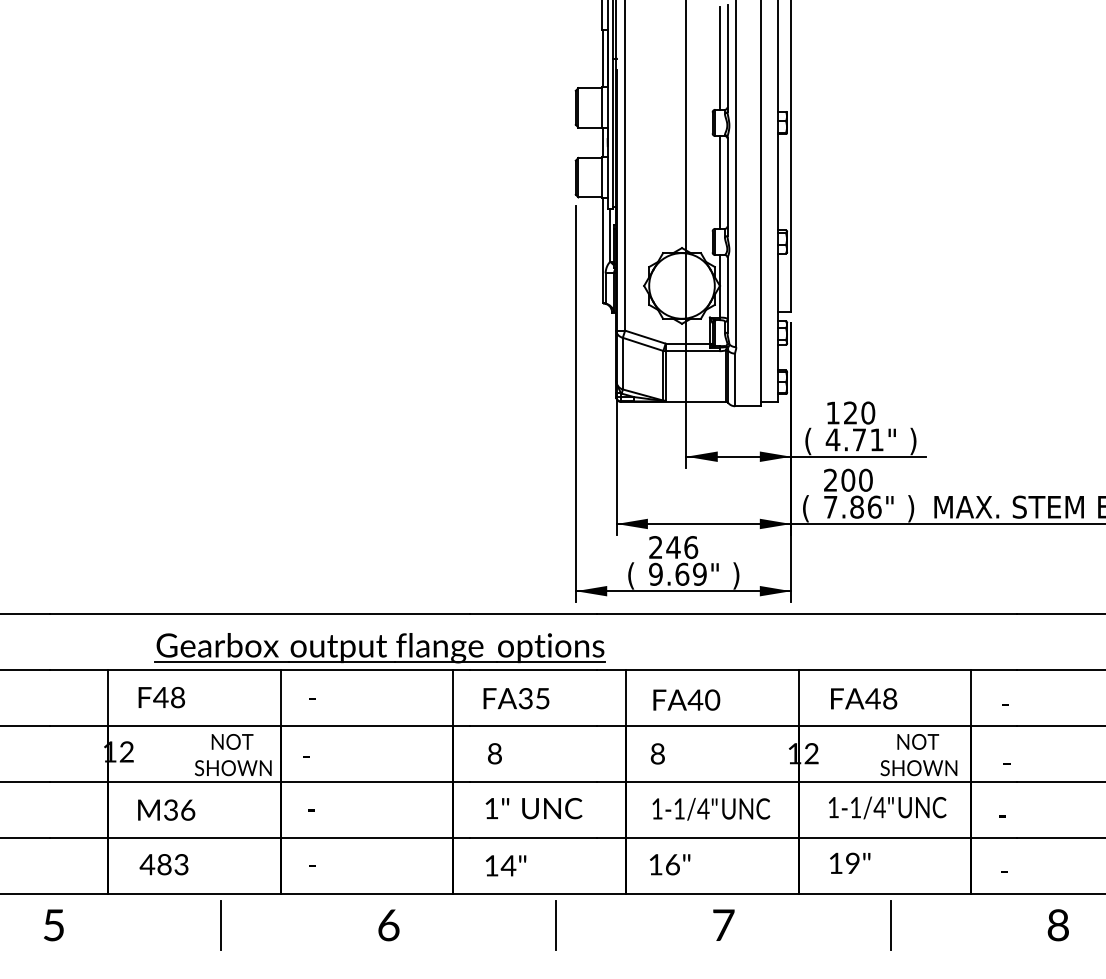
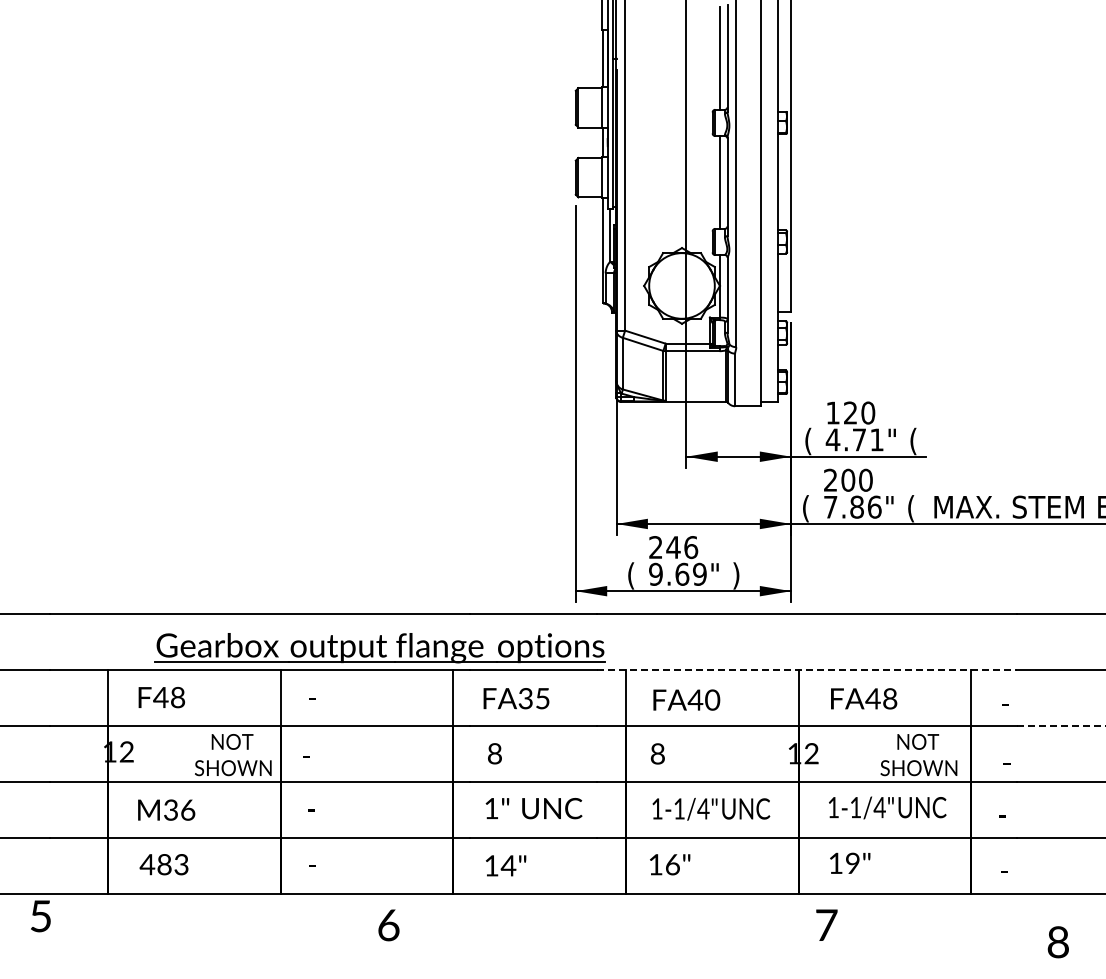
text: ) -> ( (913, 441)
text: ) -> ( (911, 508)
line: solid -> dashed (806, 669)
line: solid -> dashed (1061, 725)
line: present -> none (221, 924)
line: present -> none (555, 924)
text position: (723, 924) -> (826, 924) (826, 924)
line: present -> none (890, 924)
text position: (53, 925) -> (40, 916) (40, 916)
text position: (1057, 925) -> (1057, 942) (1057, 942)
